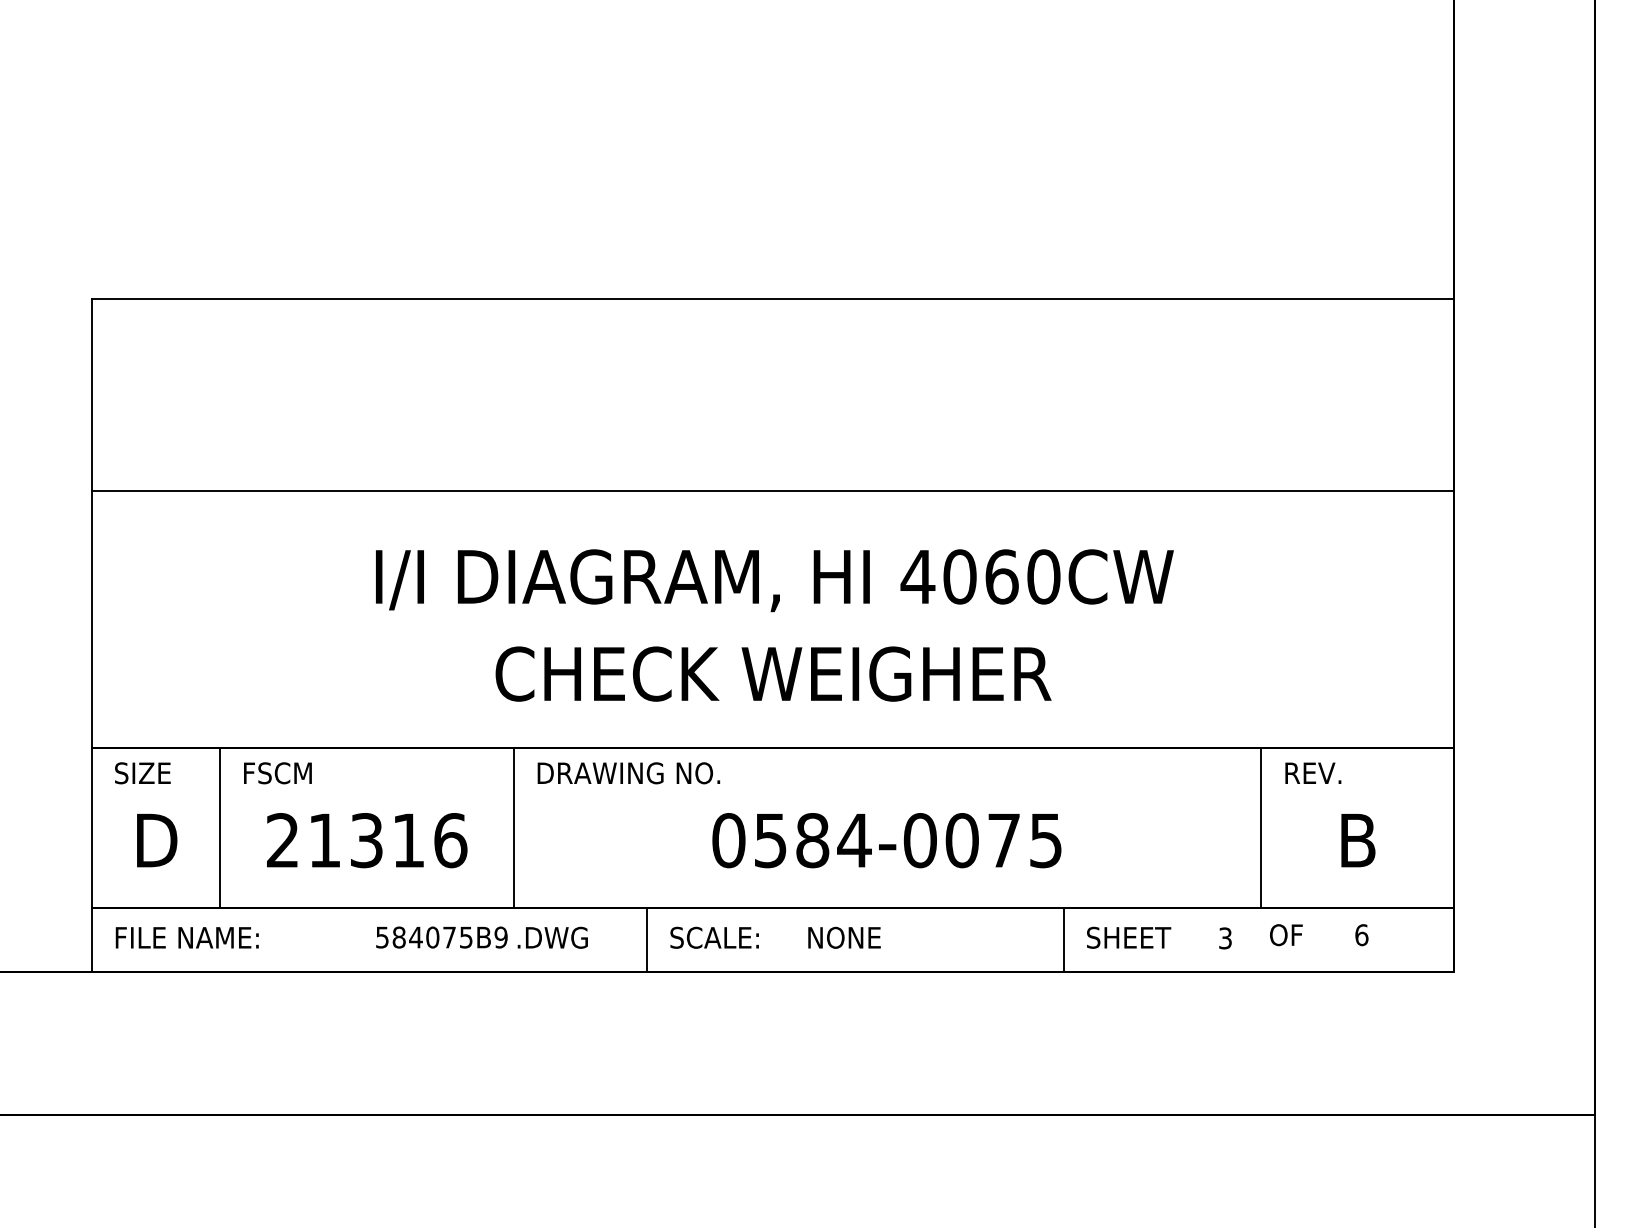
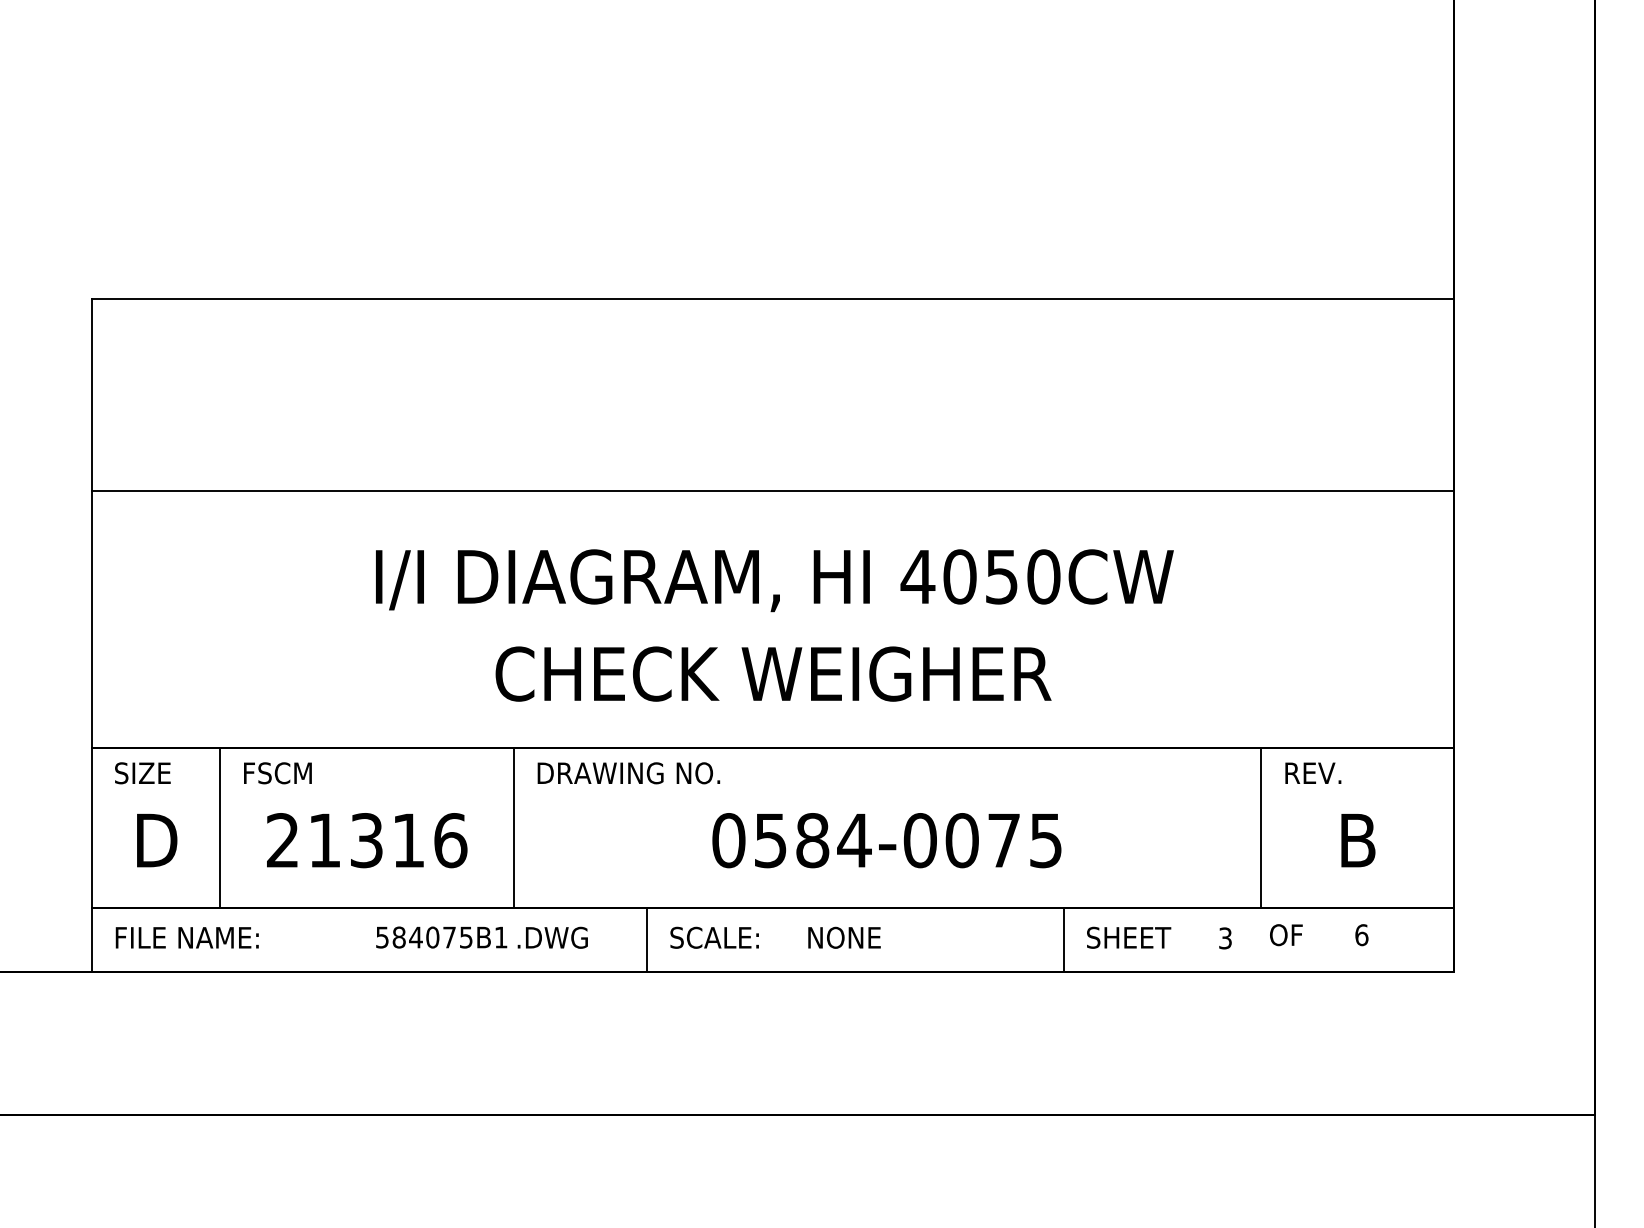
text: 4060CW -> 4050CW (1001, 576)
text: 584075B9 -> 584075B1 (500, 937)
